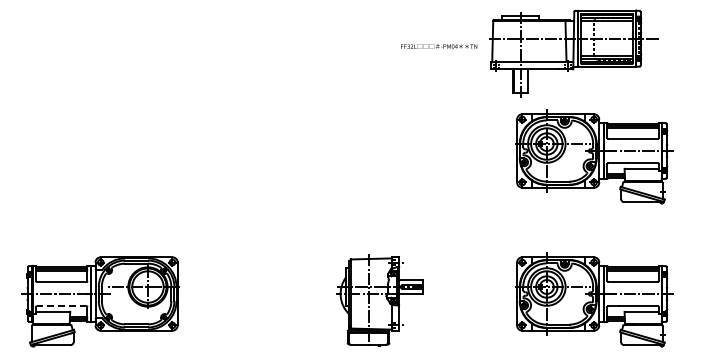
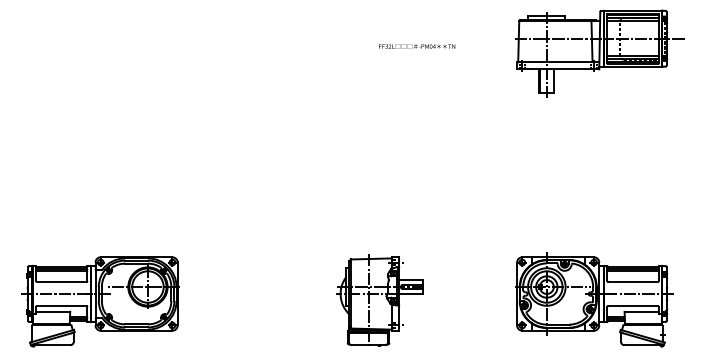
text position: (439, 46) -> (417, 46) (417, 46)
part position: (573, 53) -> (599, 53) (599, 53)
part: present -> none (594, 156)
line: dashed -> solid (61, 306)
